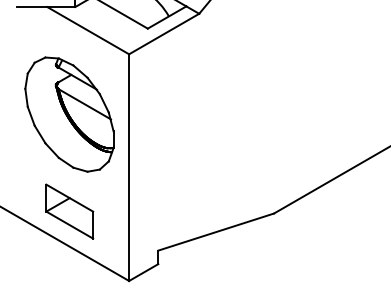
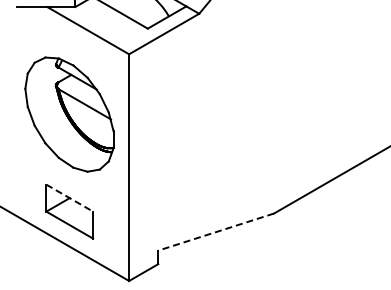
line: solid -> dashed (69, 198)
line: solid -> dashed (216, 232)
